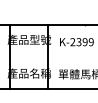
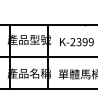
line: none -> present (48, 57)
